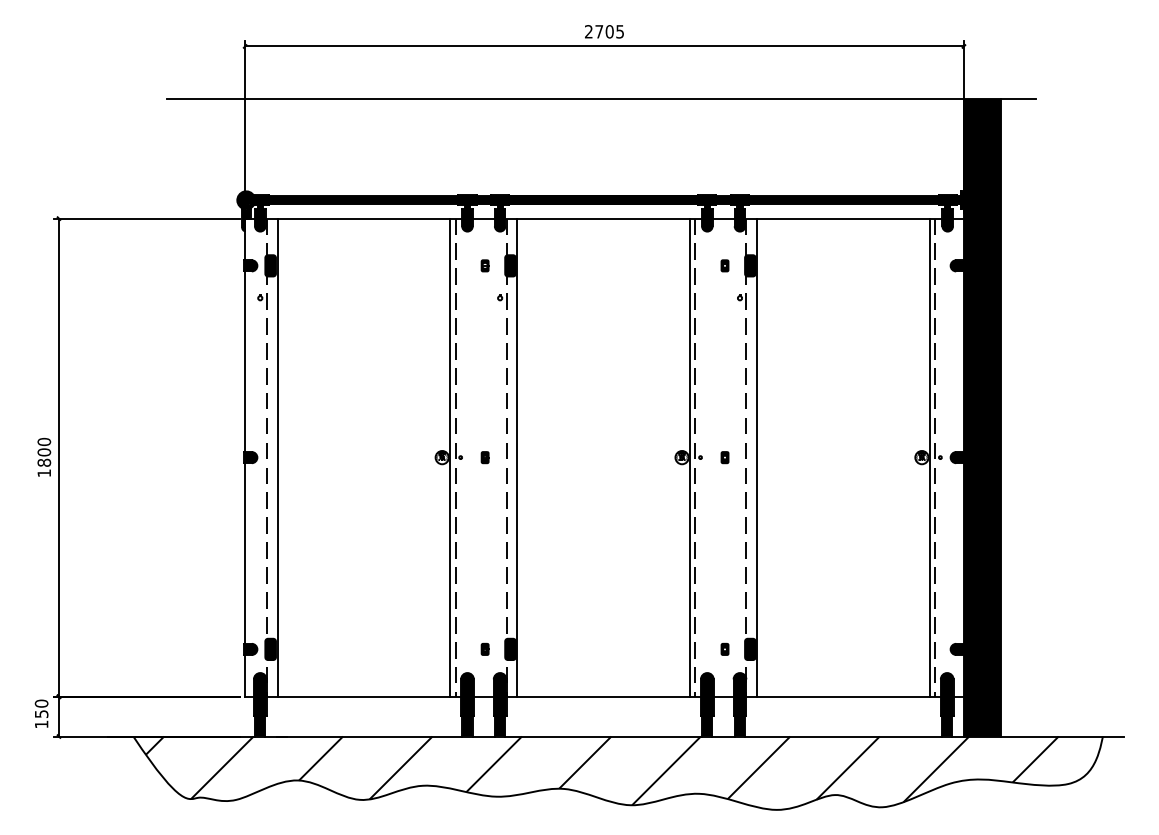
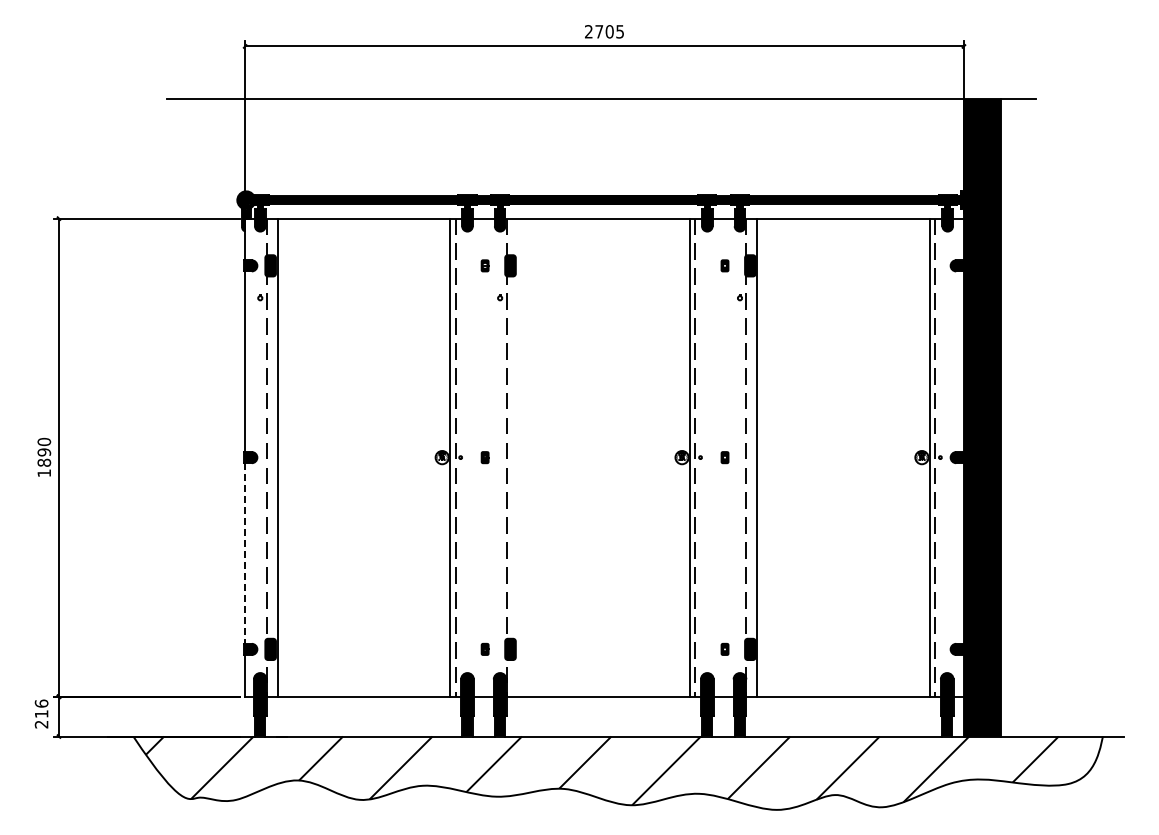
text: 1800 -> 1890 (44, 452)
line: present -> none (517, 457)
line: solid -> dashed (245, 554)
text: 150 -> 216 (41, 713)
